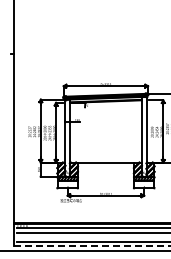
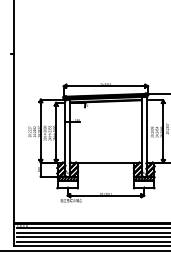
line: none -> present (91, 237)
line: dashed -> solid (92, 246)
